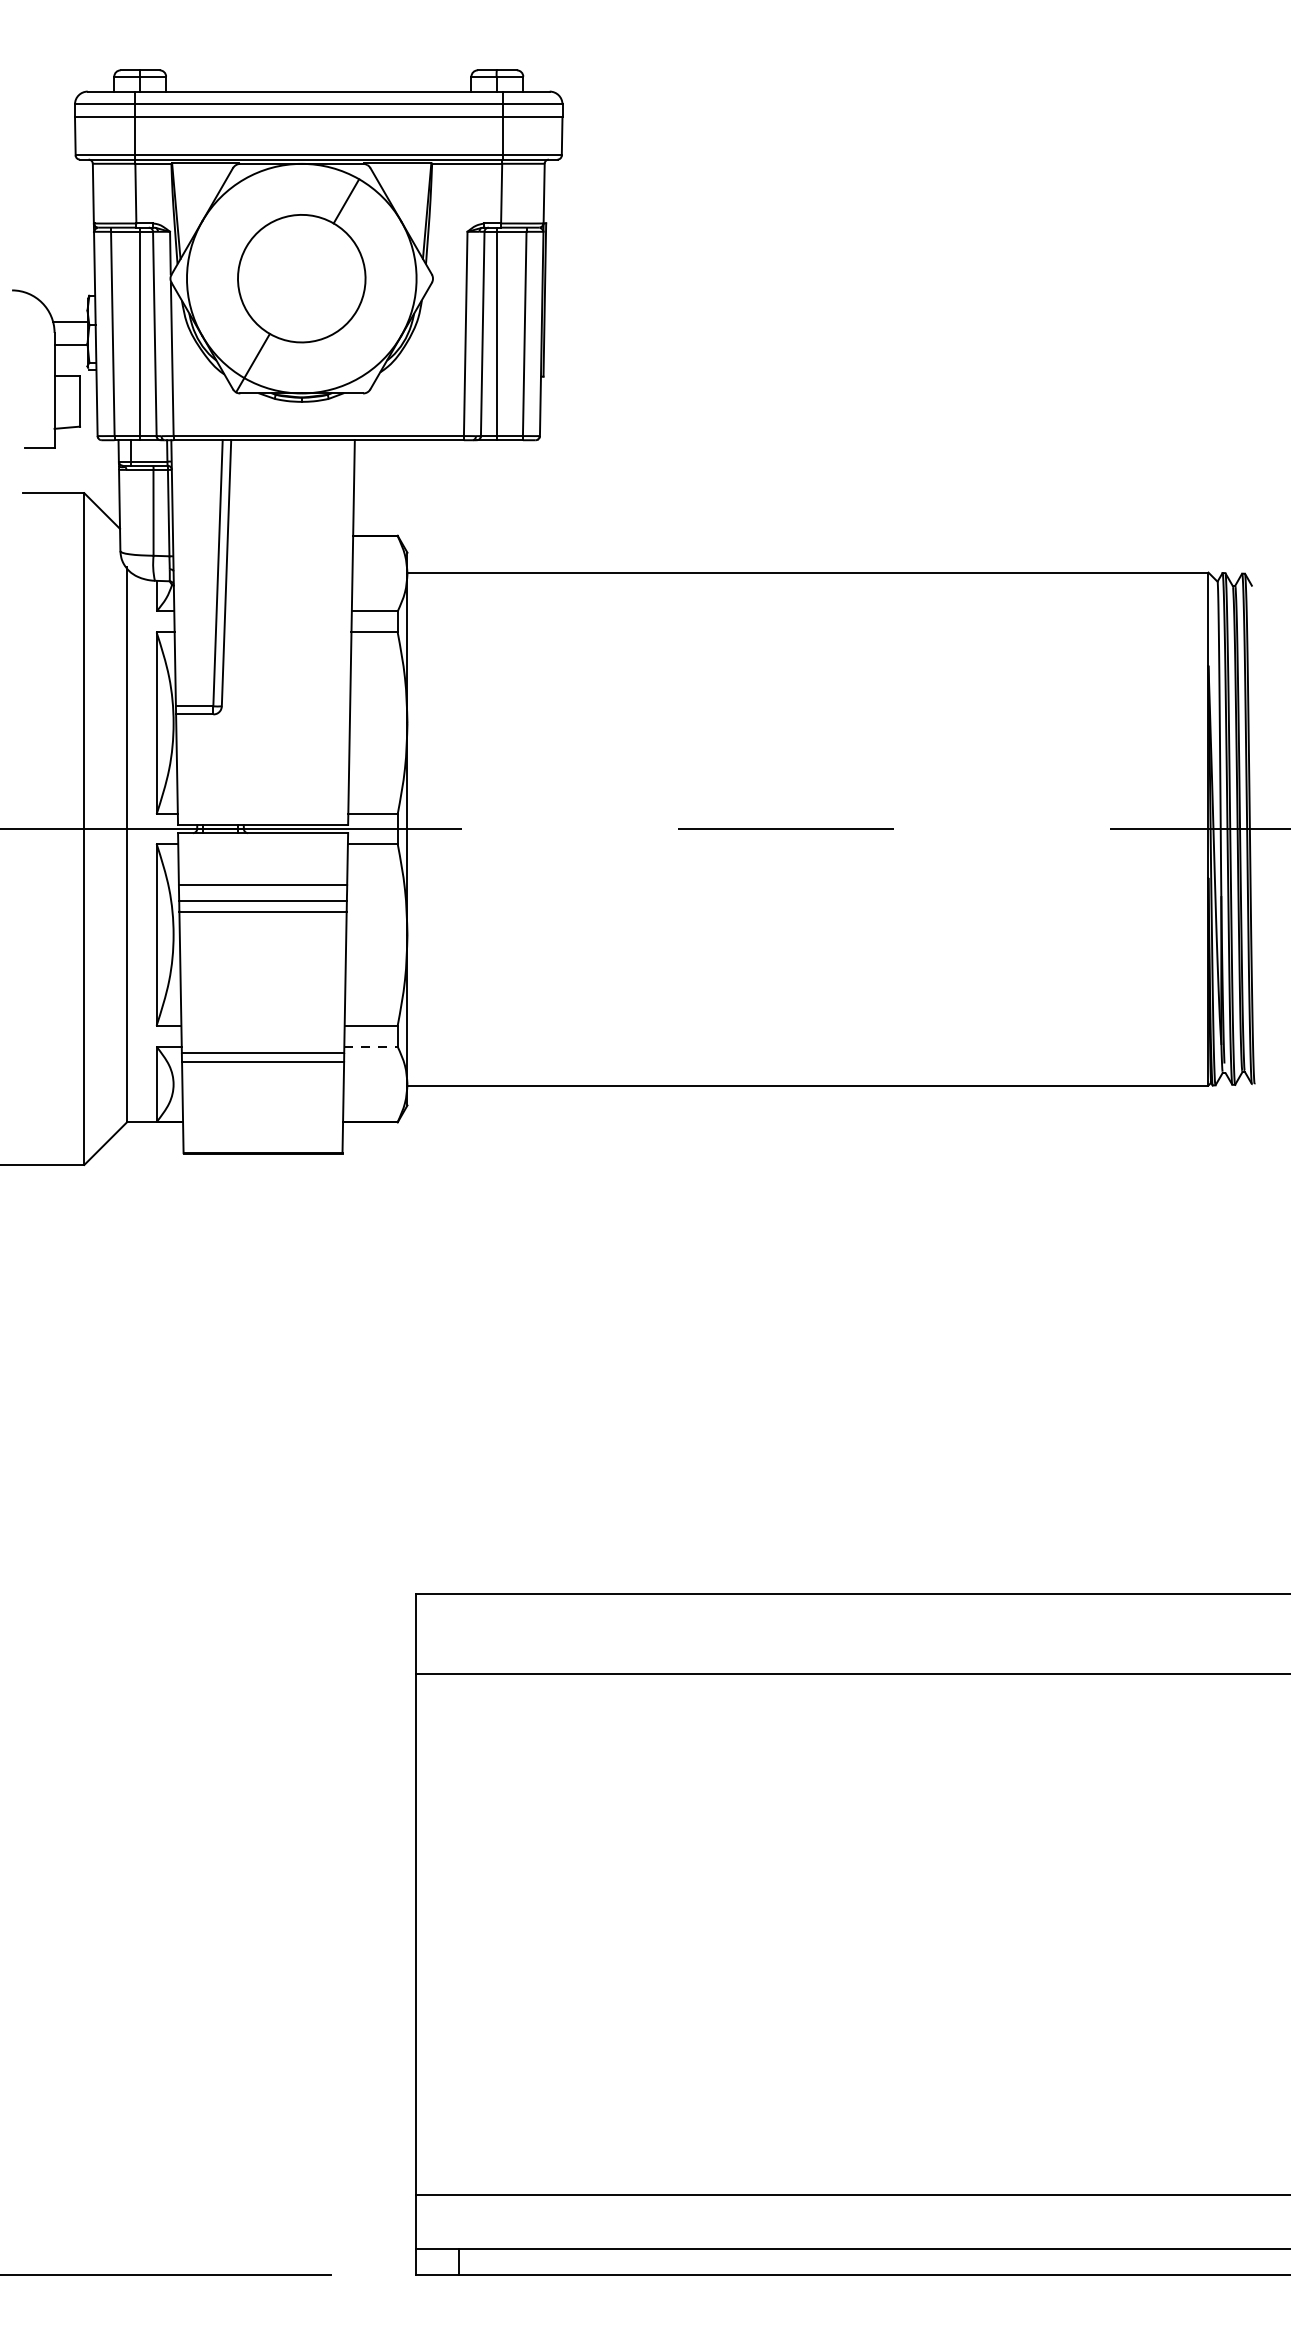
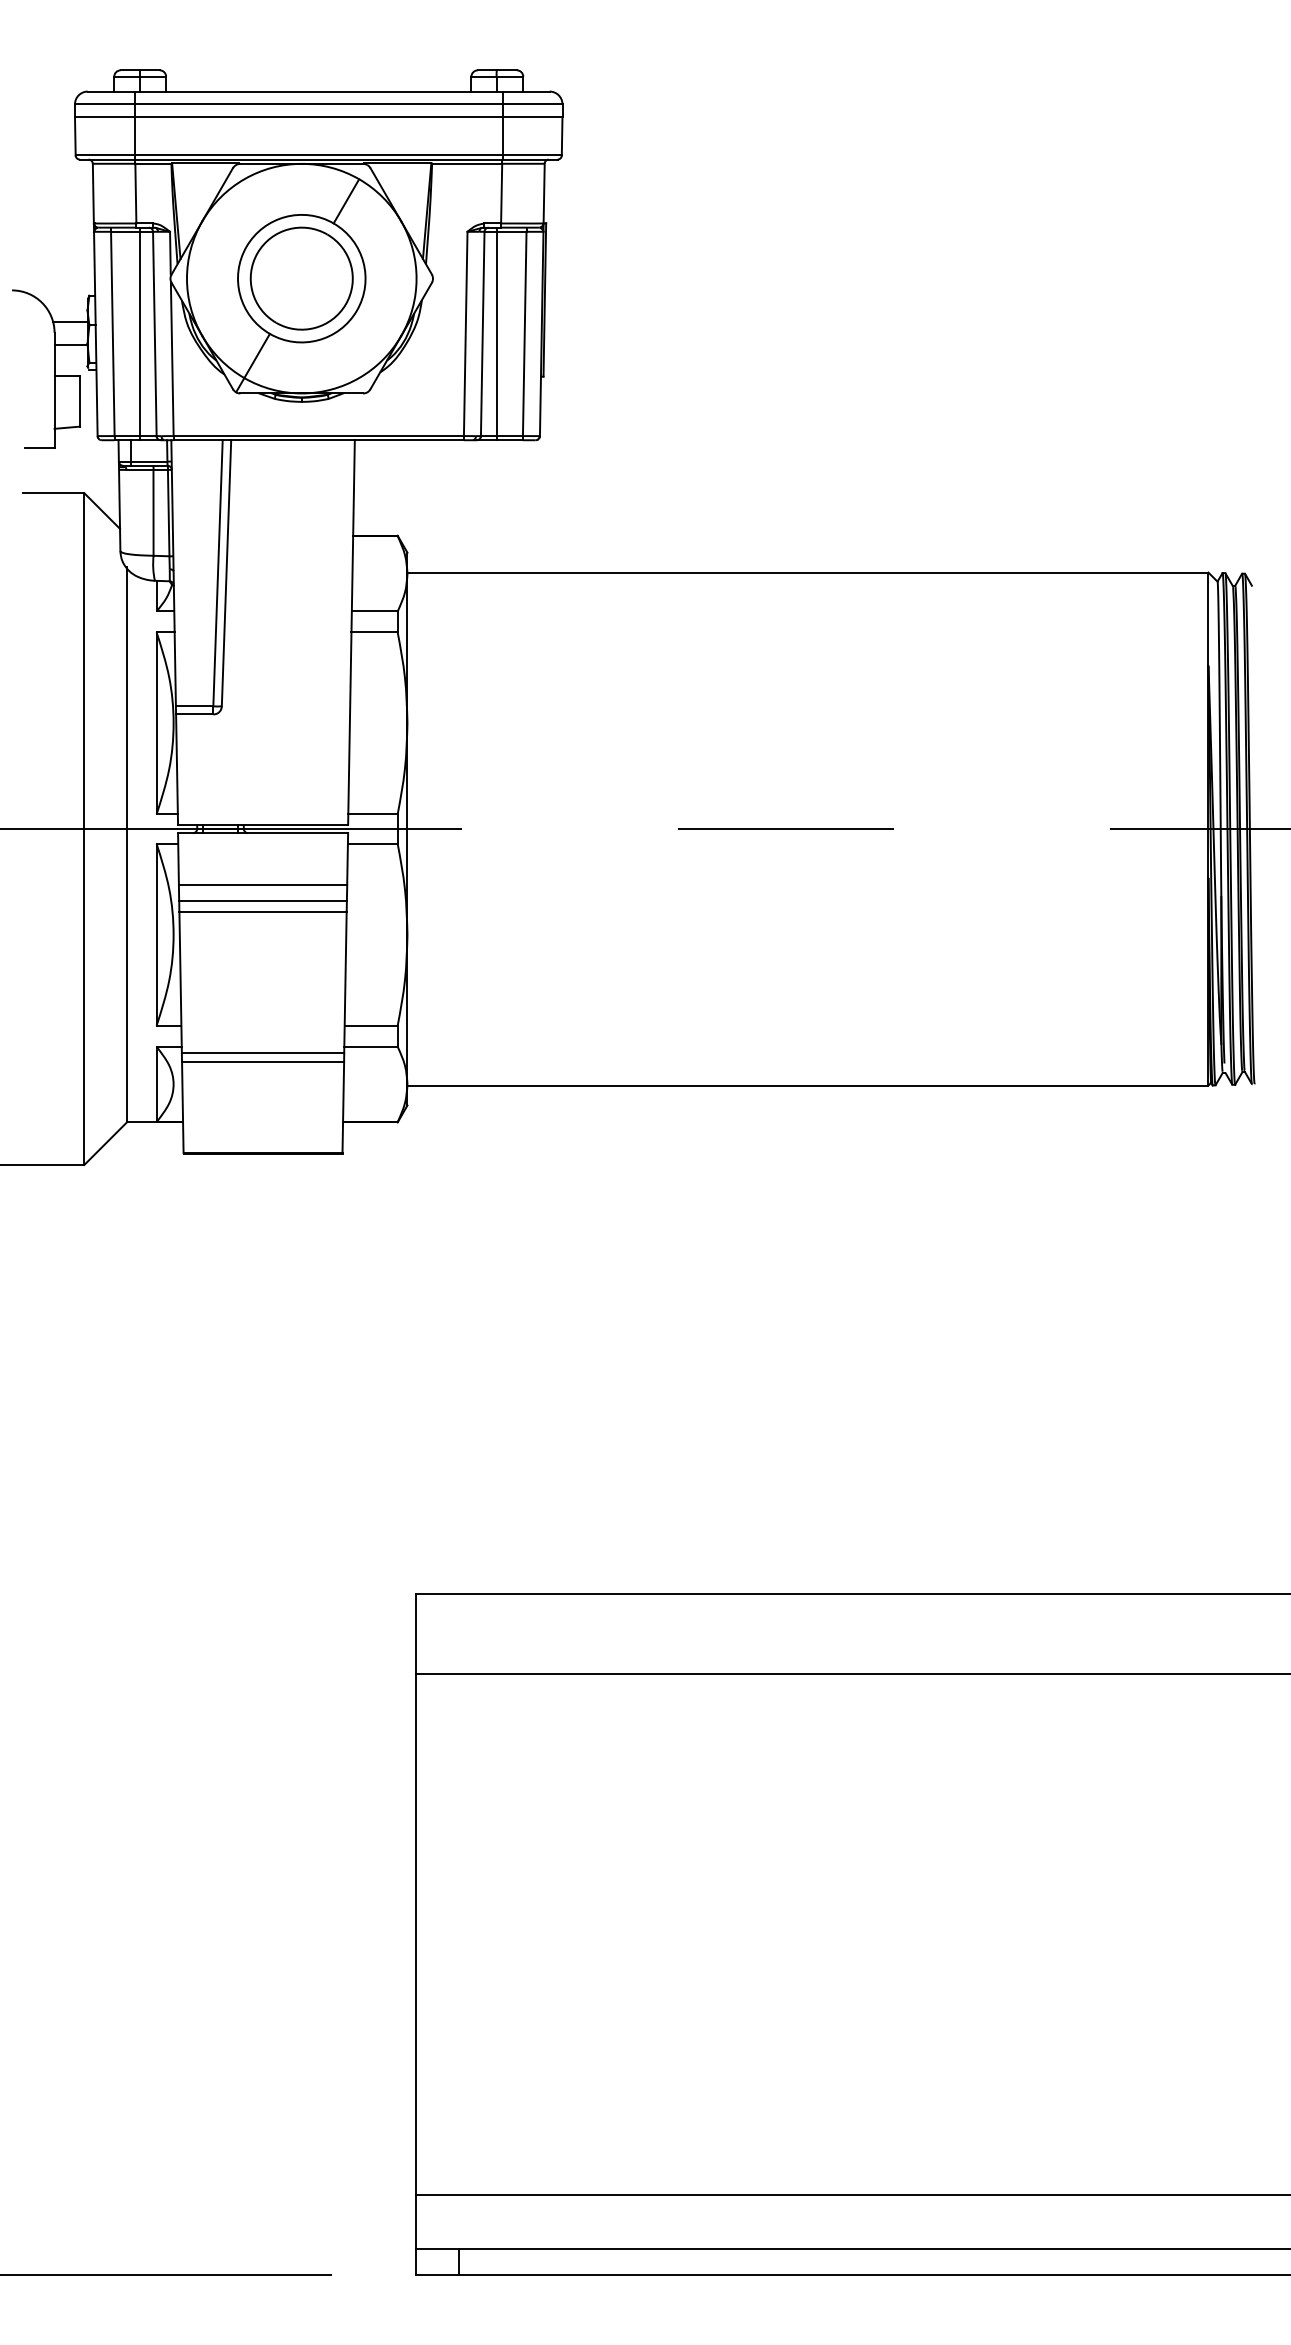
part: none -> present (301, 278)
line: dashed -> solid (371, 1046)
